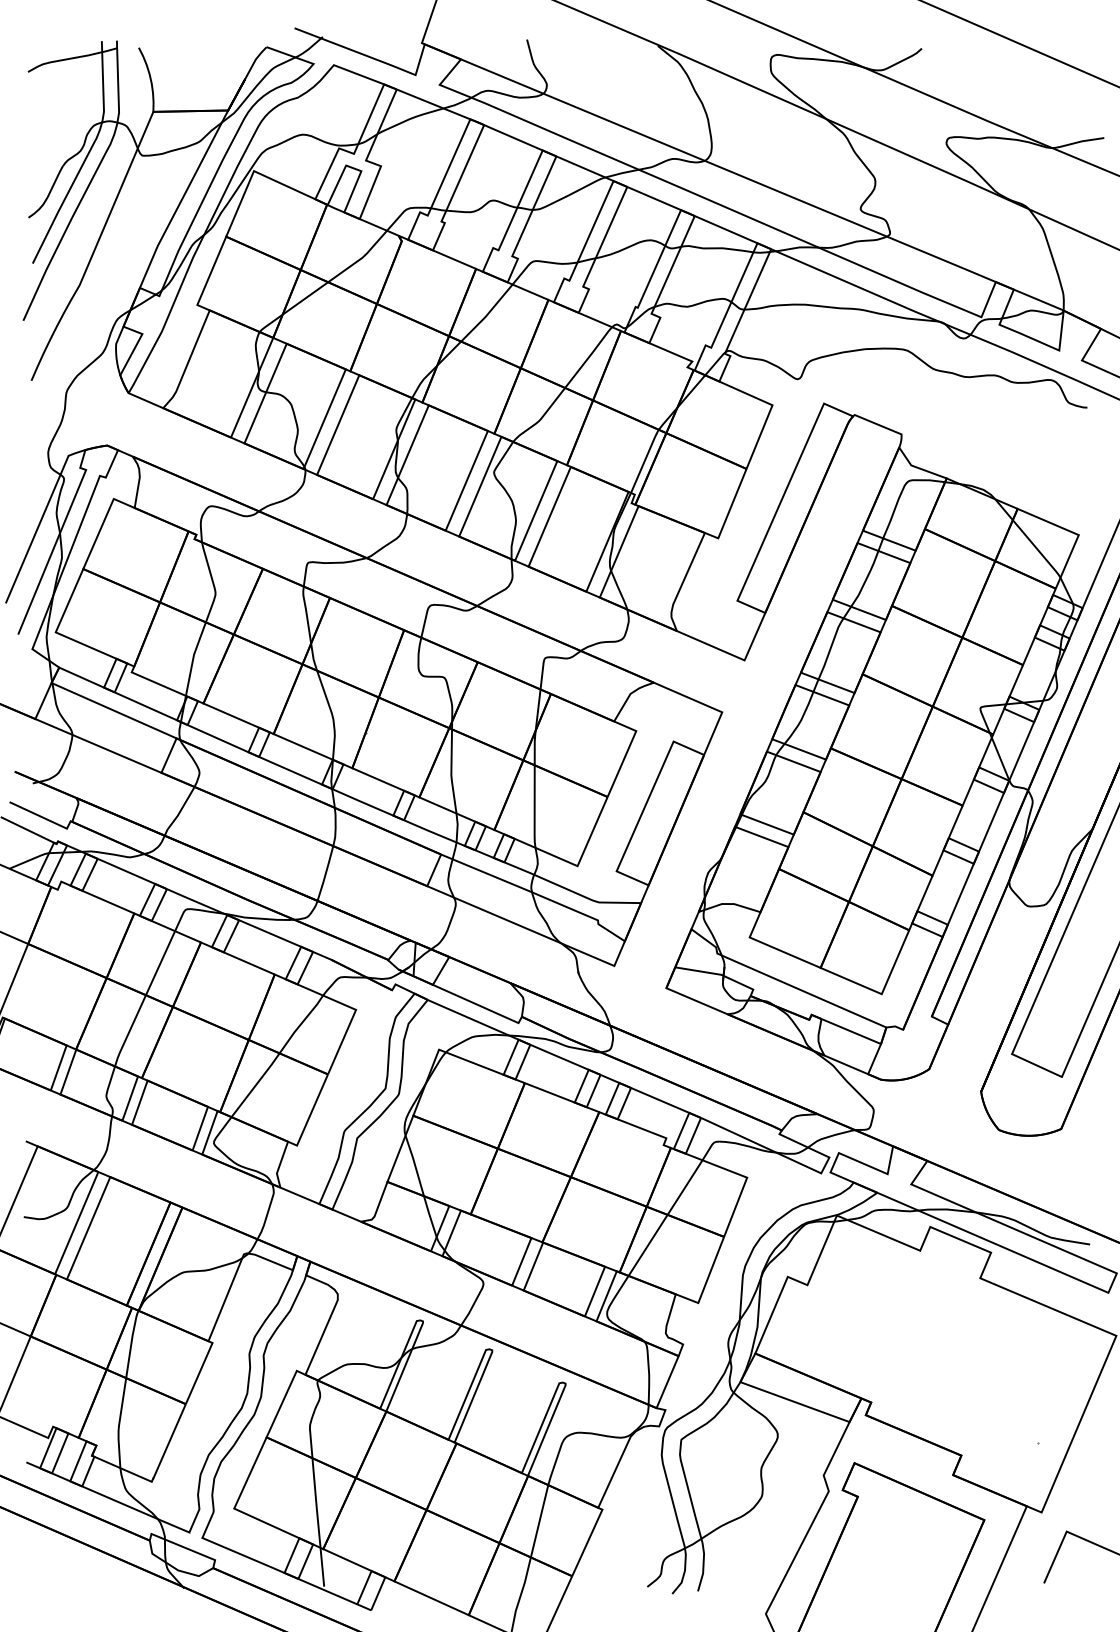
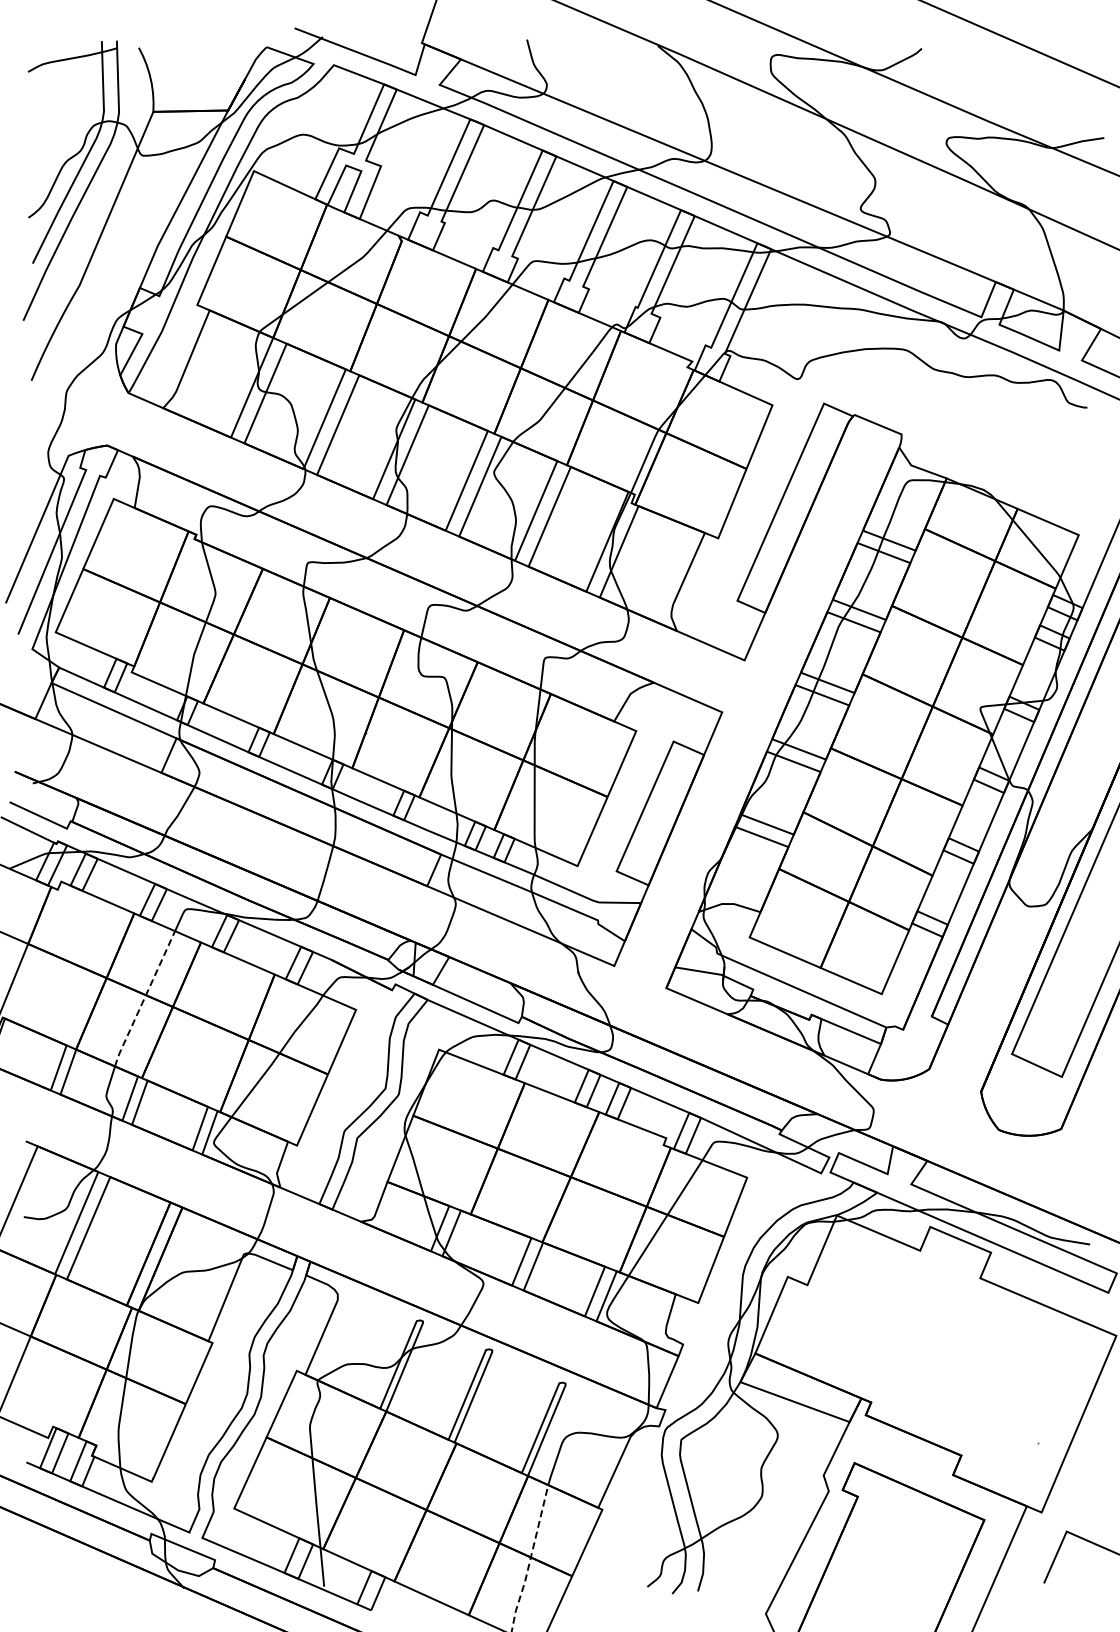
line: solid -> dashed (144, 999)
line: solid -> dashed (530, 1559)
